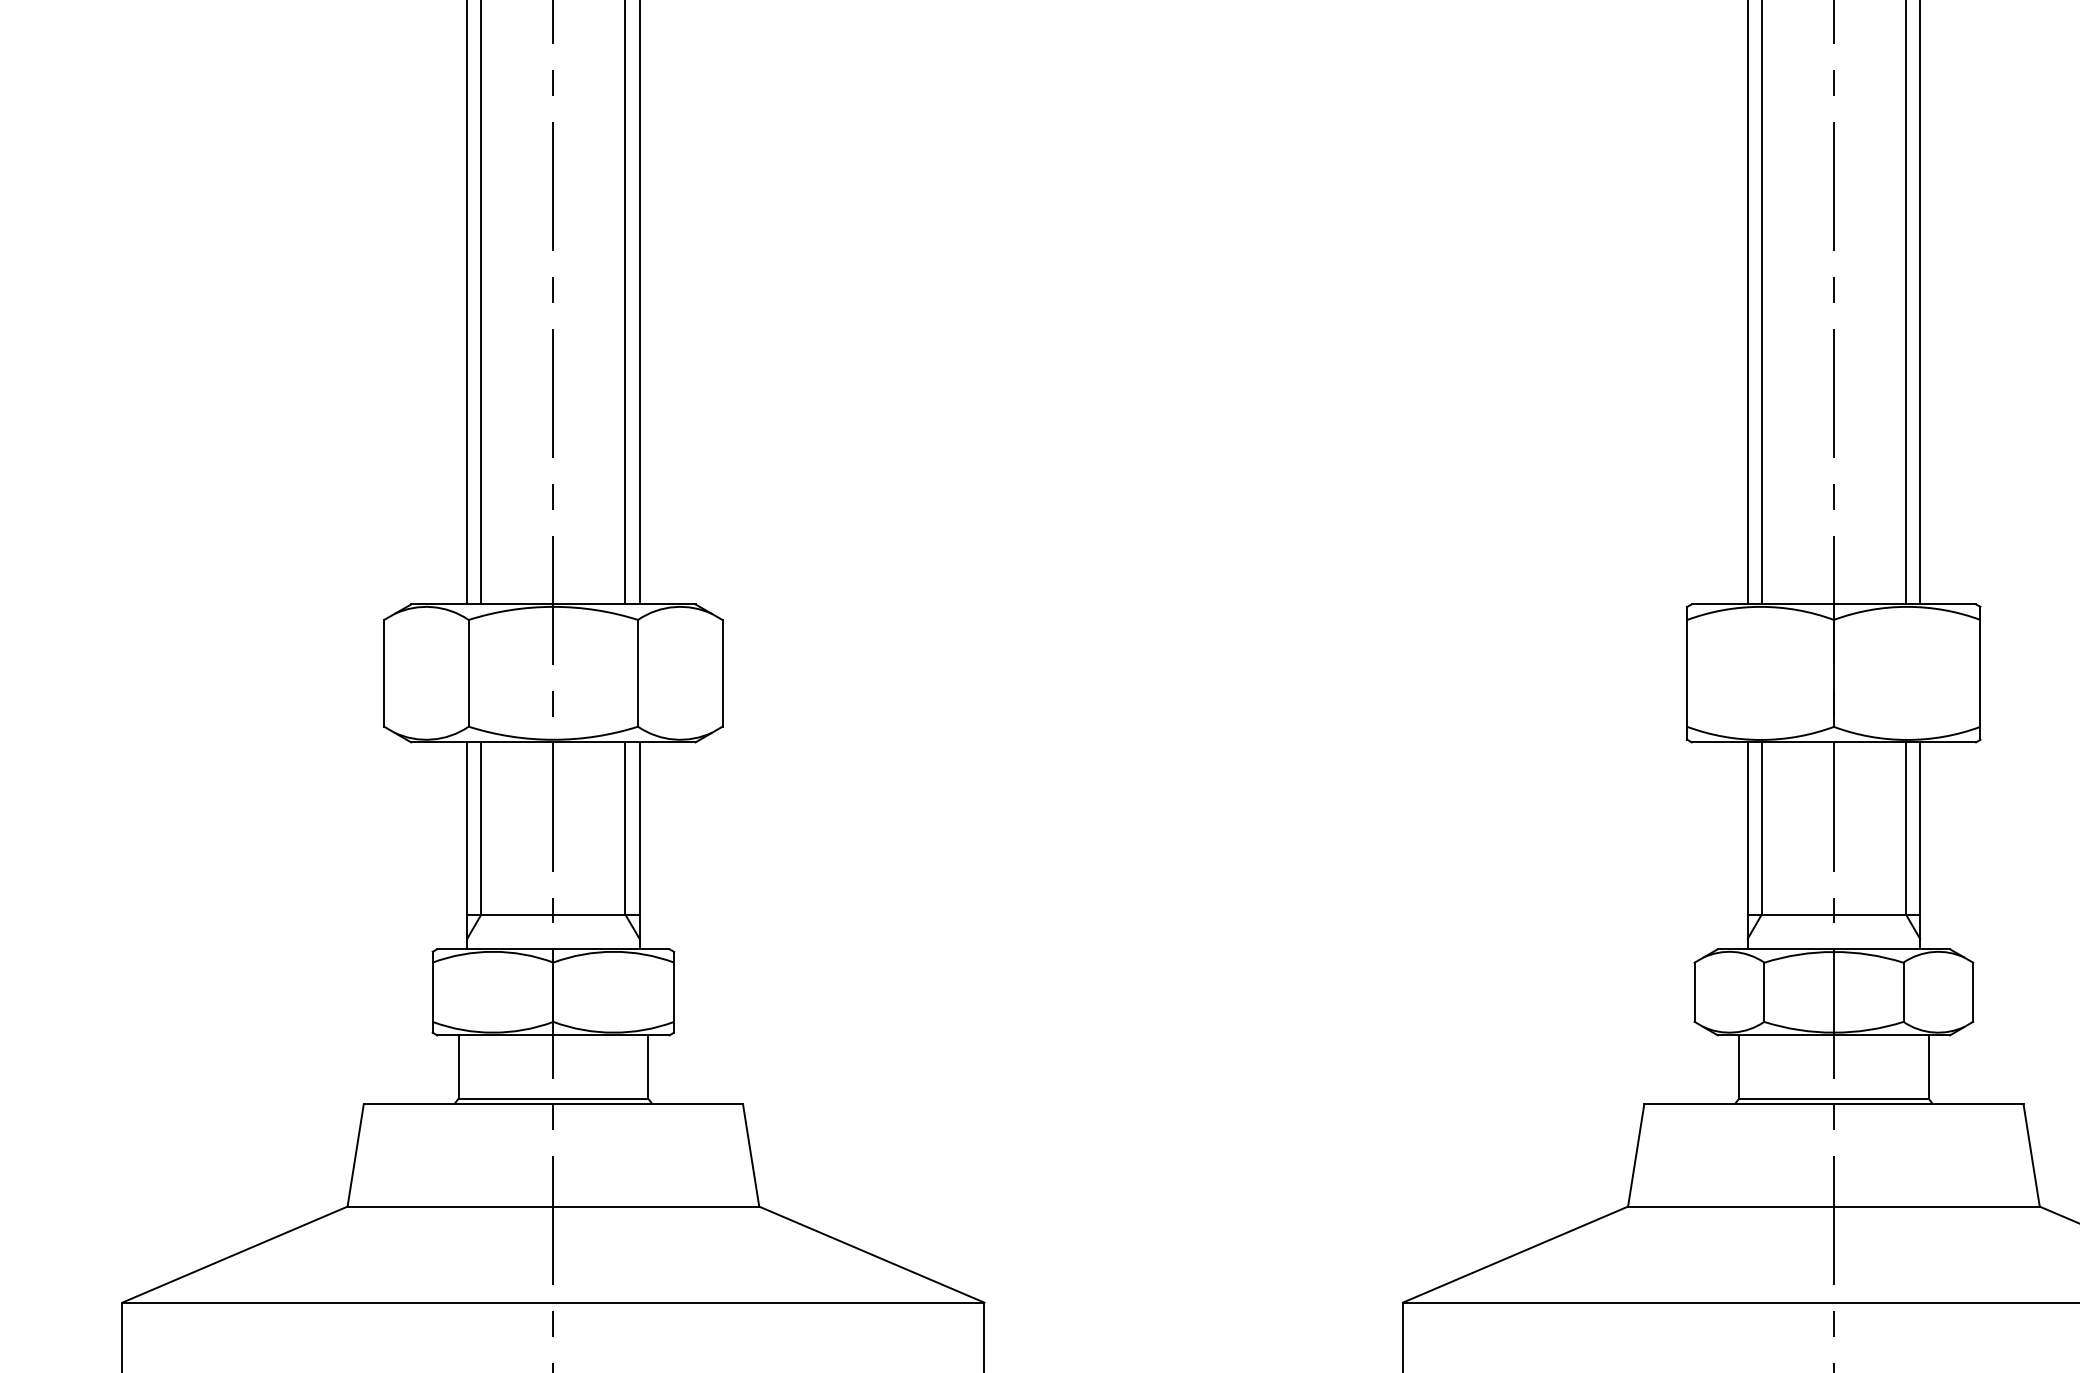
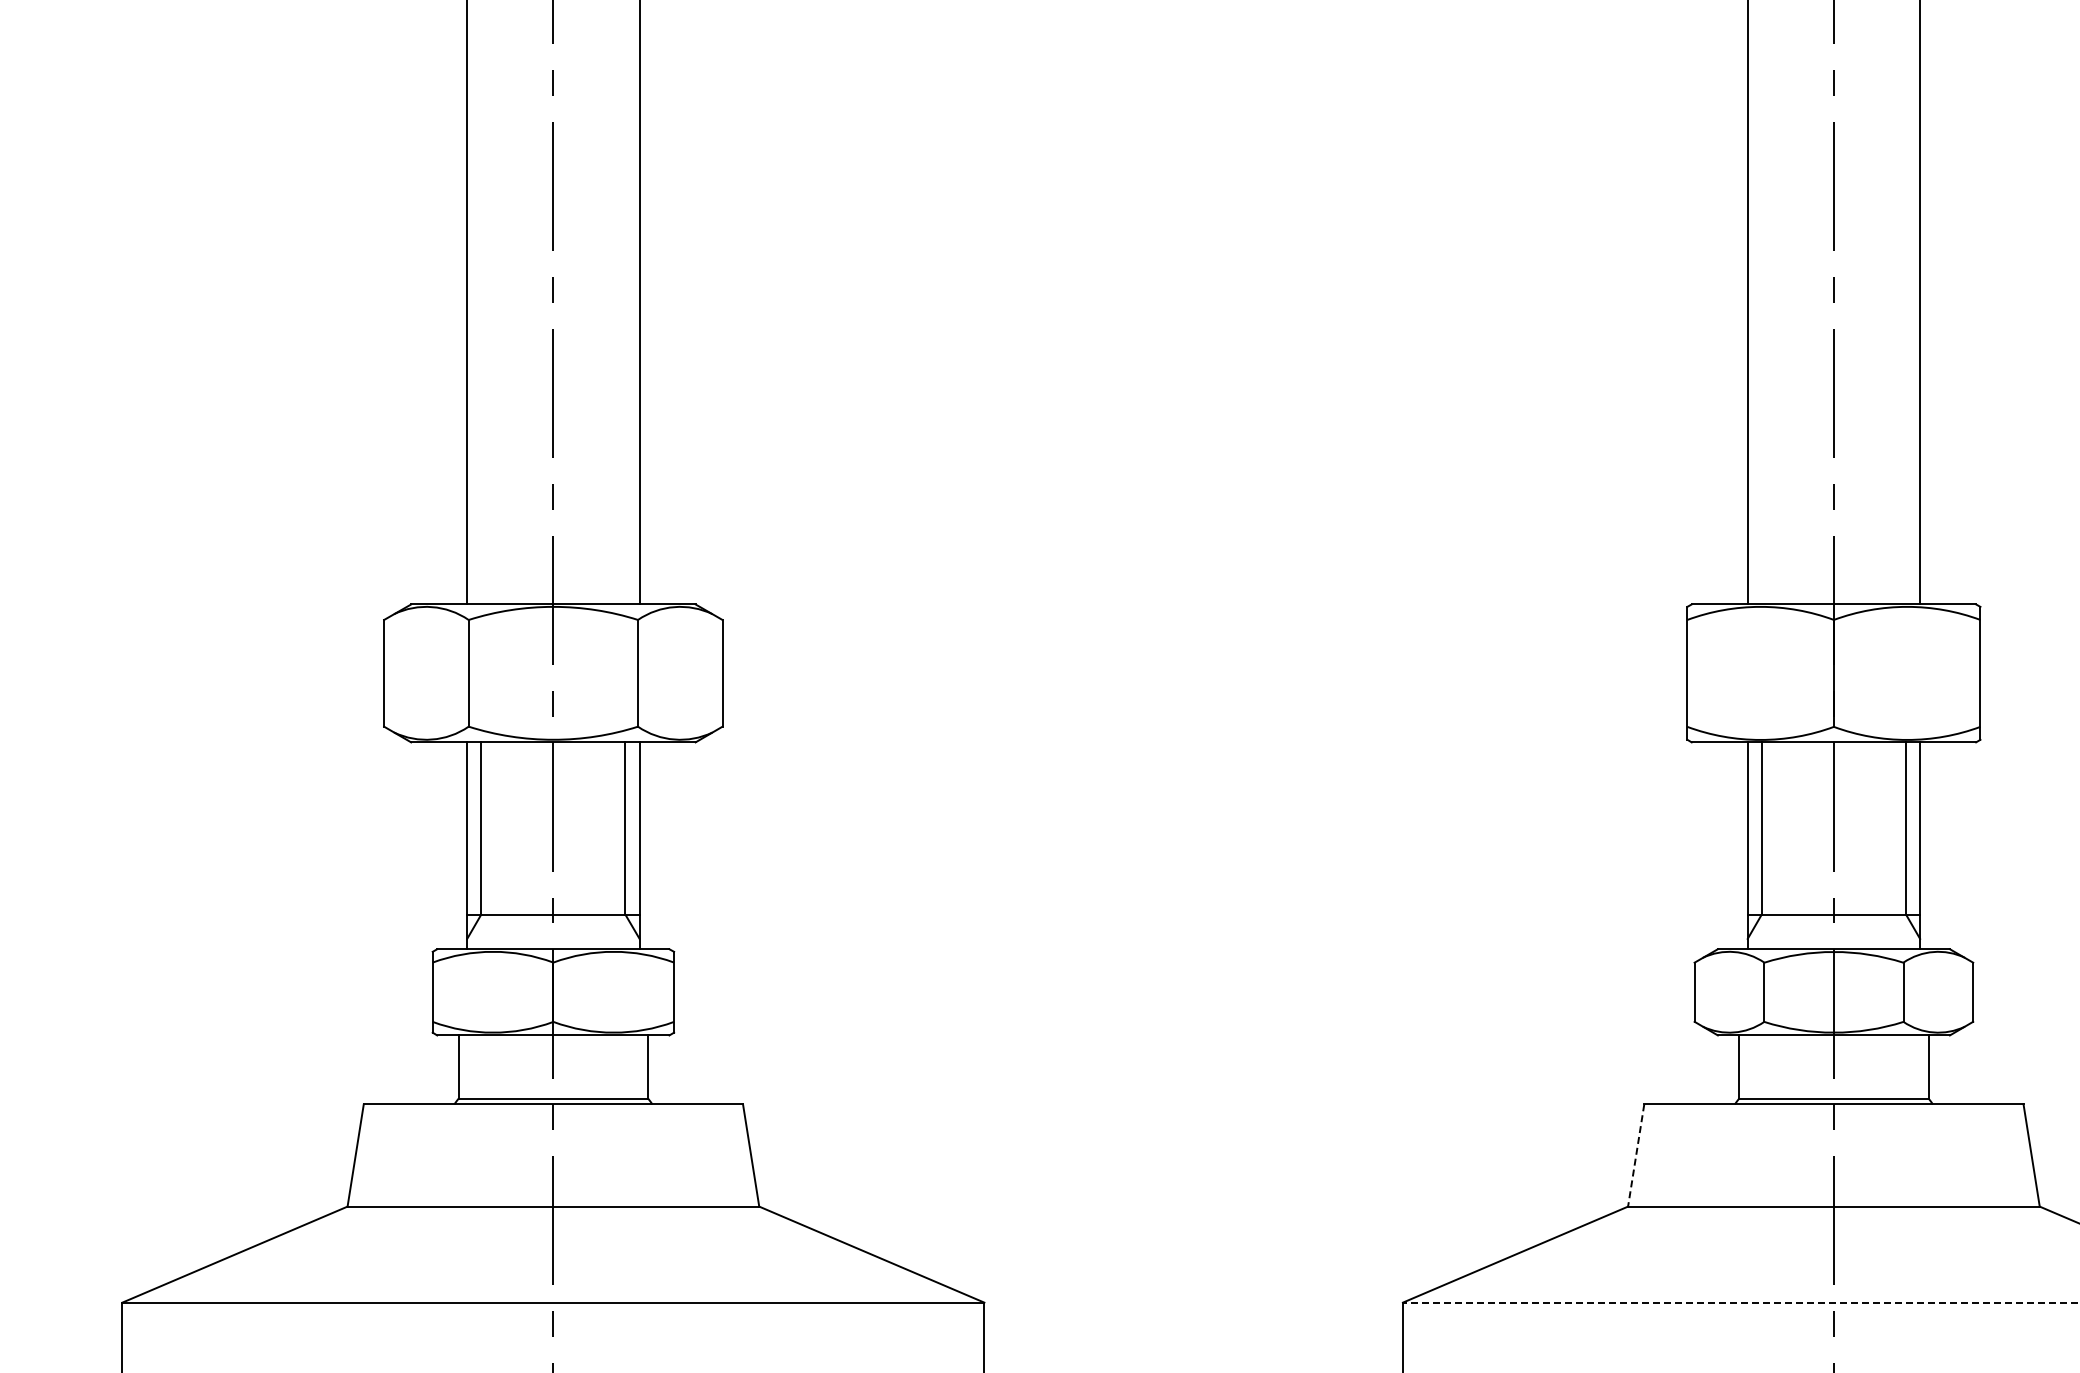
line: present -> none (481, 303)
line: present -> none (625, 303)
line: present -> none (1761, 303)
line: present -> none (1906, 303)
line: solid -> dashed (1636, 1155)
line: solid -> dashed (1740, 1302)
